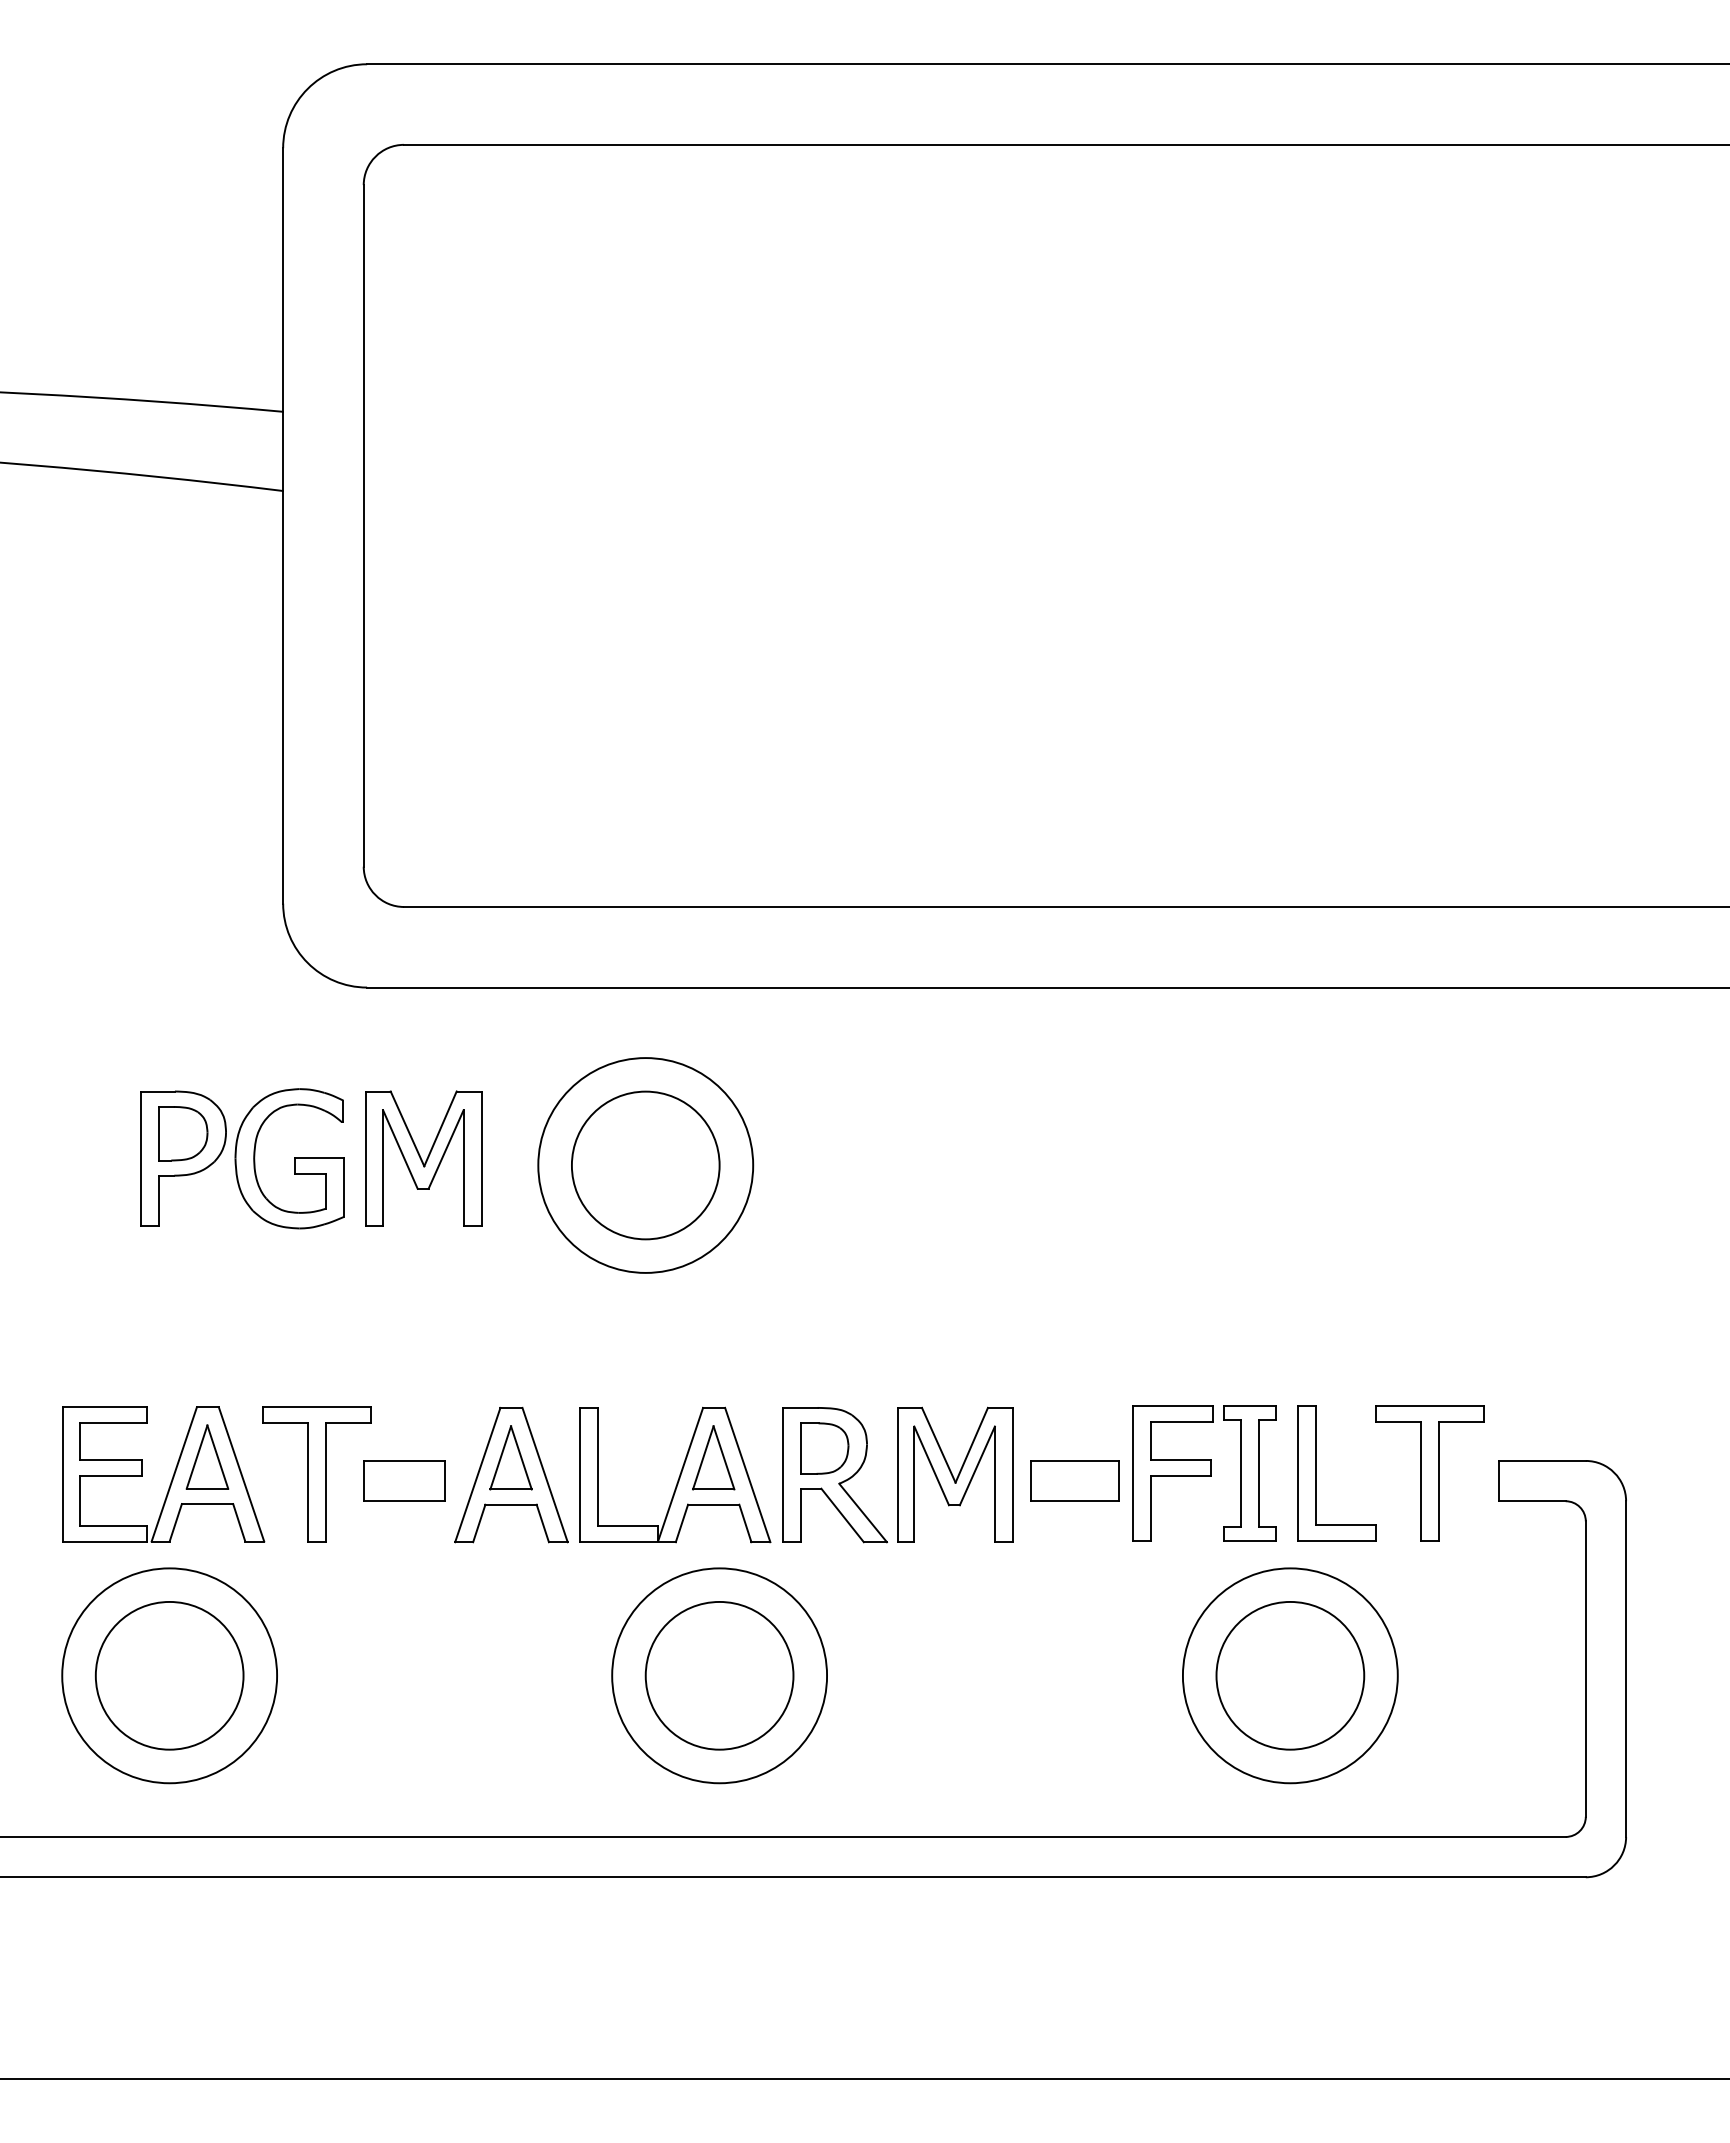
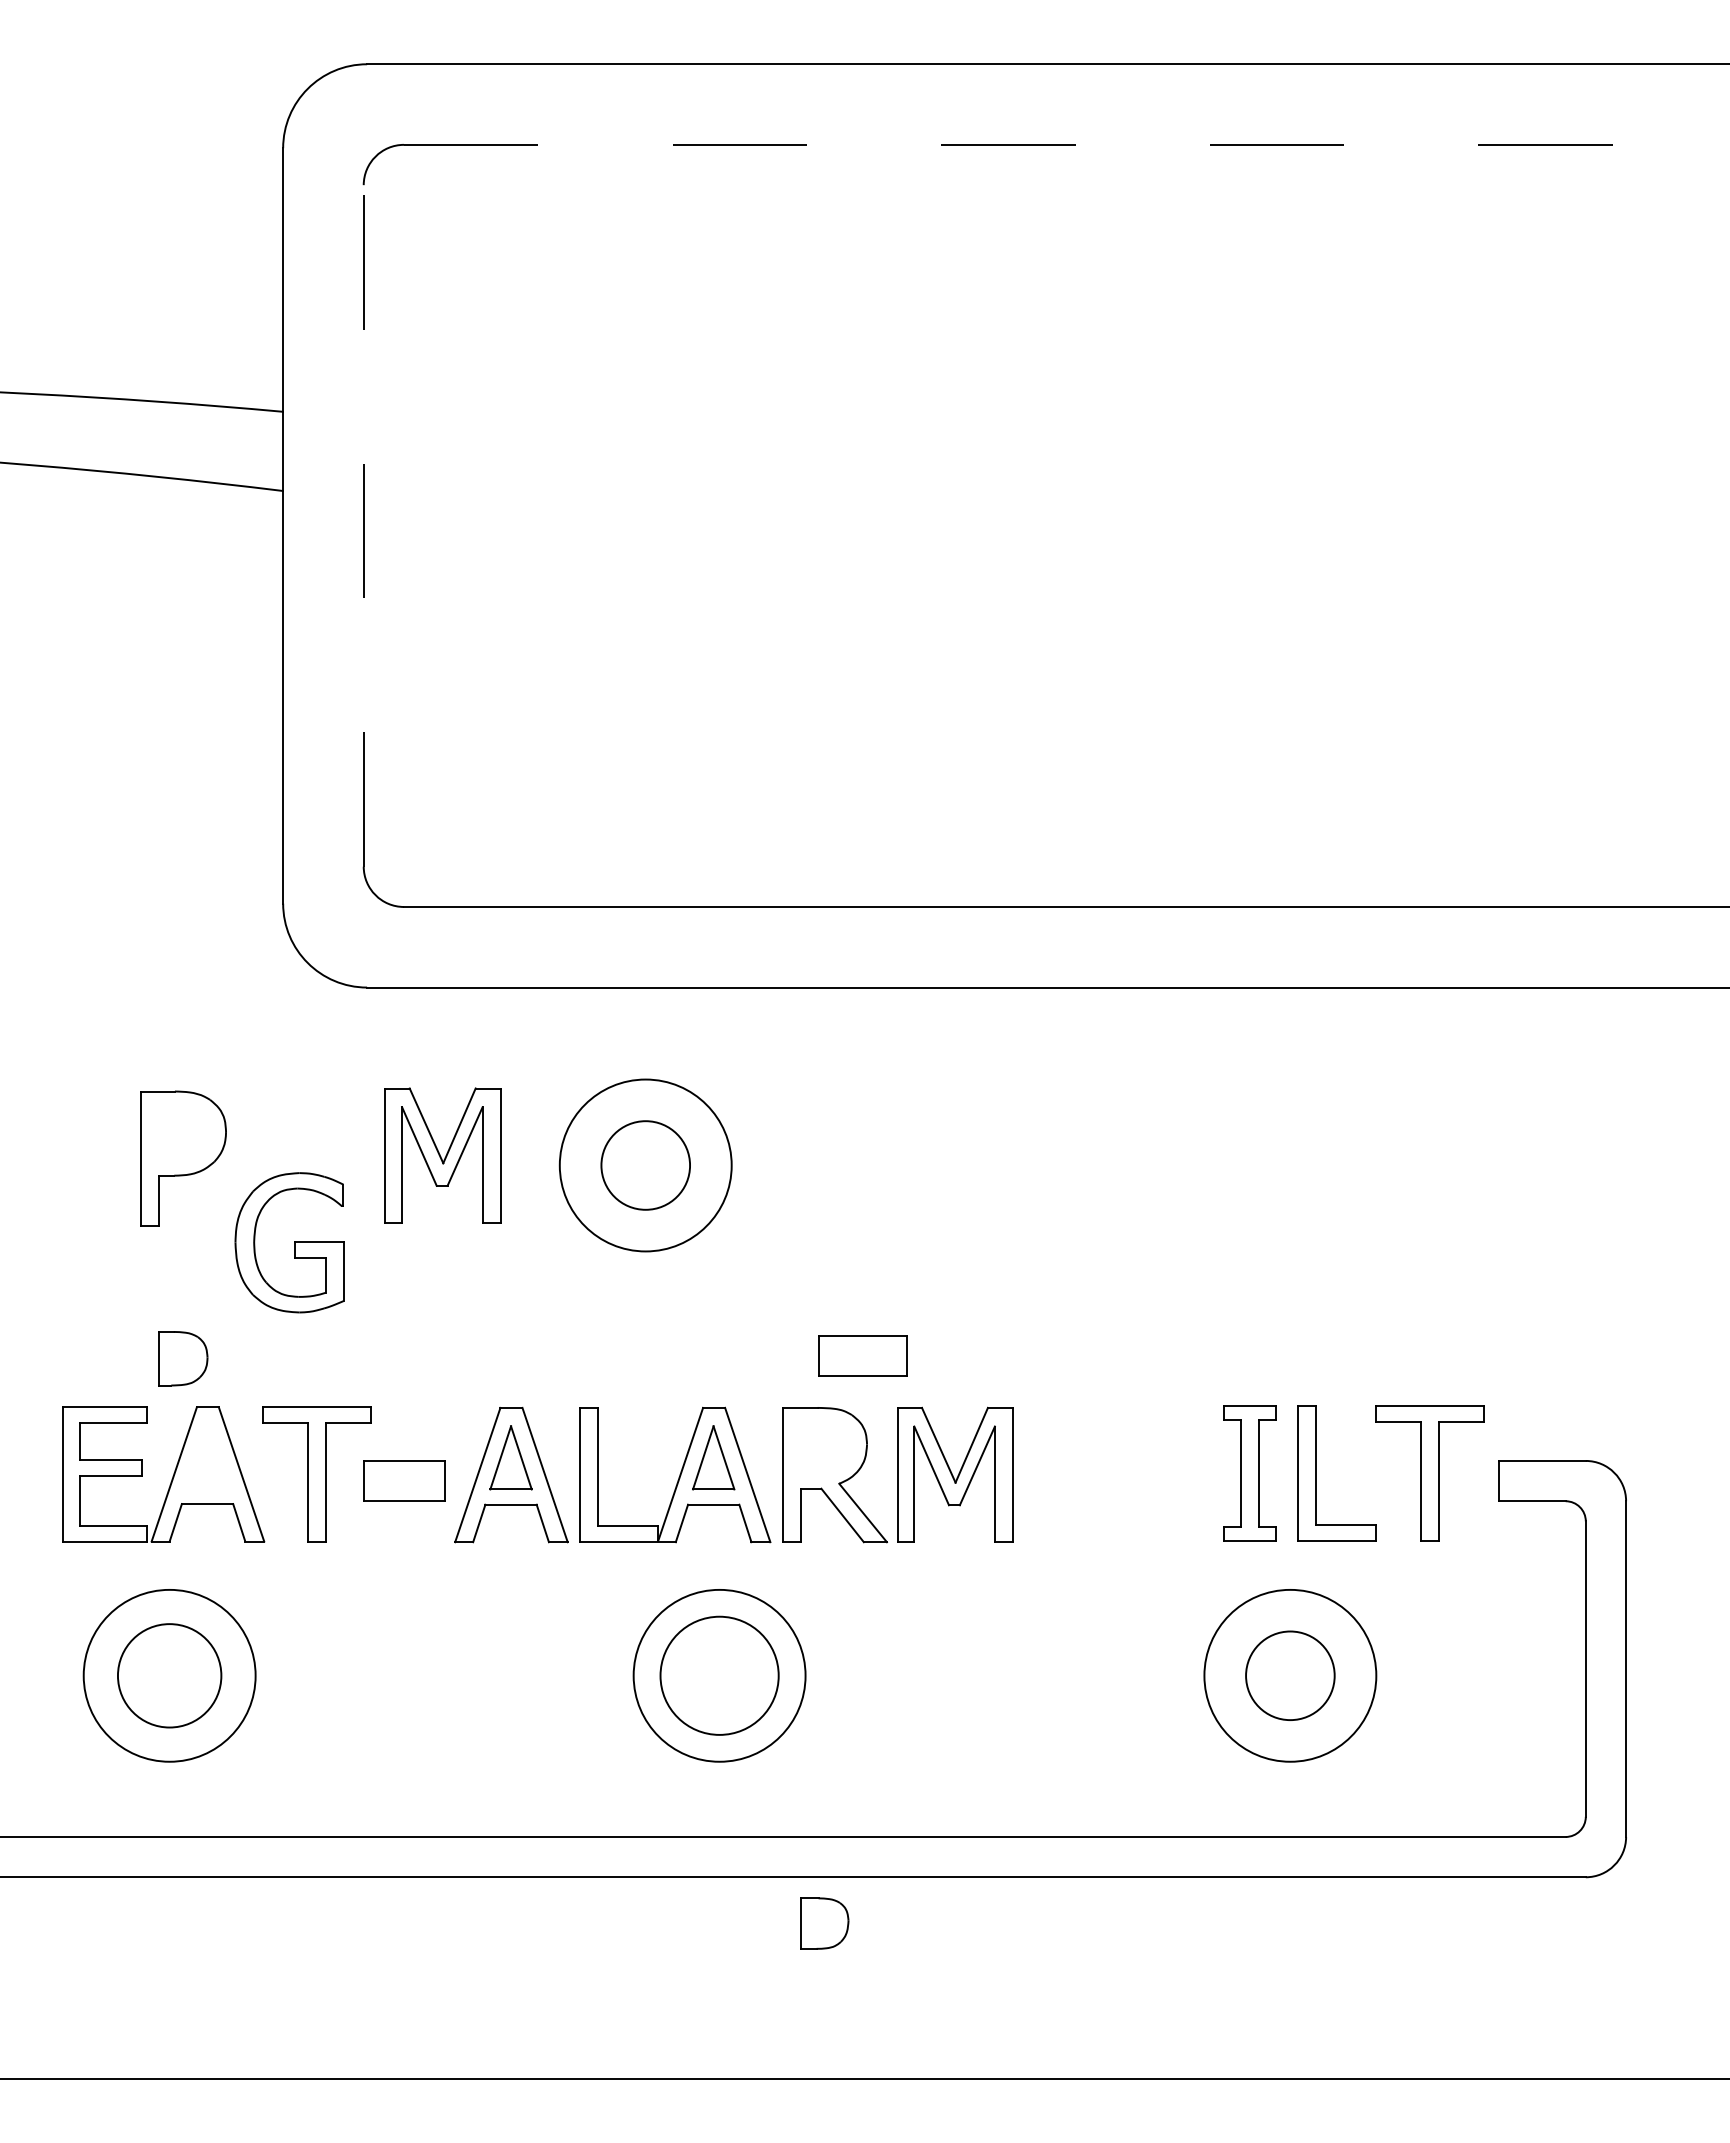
line: solid -> dashed (1066, 144)
line: solid -> dashed (363, 525)
part position: (183, 1133) -> (183, 1358) (183, 1358)
part position: (289, 1158) -> (289, 1242) (289, 1242)
part position: (423, 1158) -> (442, 1155) (442, 1155)
circle diameter: 148 px -> 89 px (645, 1165)
circle diameter: 215 px -> 172 px (645, 1165)
part position: (824, 1448) -> (824, 1923) (824, 1923)
part: present -> none (207, 1456)
part: present -> none (1172, 1473)
part position: (1074, 1480) -> (862, 1355) (862, 1355)
circle diameter: 148 px -> 103 px (169, 1675)
circle diameter: 215 px -> 172 px (169, 1675)
circle diameter: 148 px -> 118 px (719, 1675)
circle diameter: 215 px -> 172 px (719, 1675)
circle diameter: 215 px -> 172 px (1290, 1675)
circle diameter: 148 px -> 89 px (1290, 1675)
